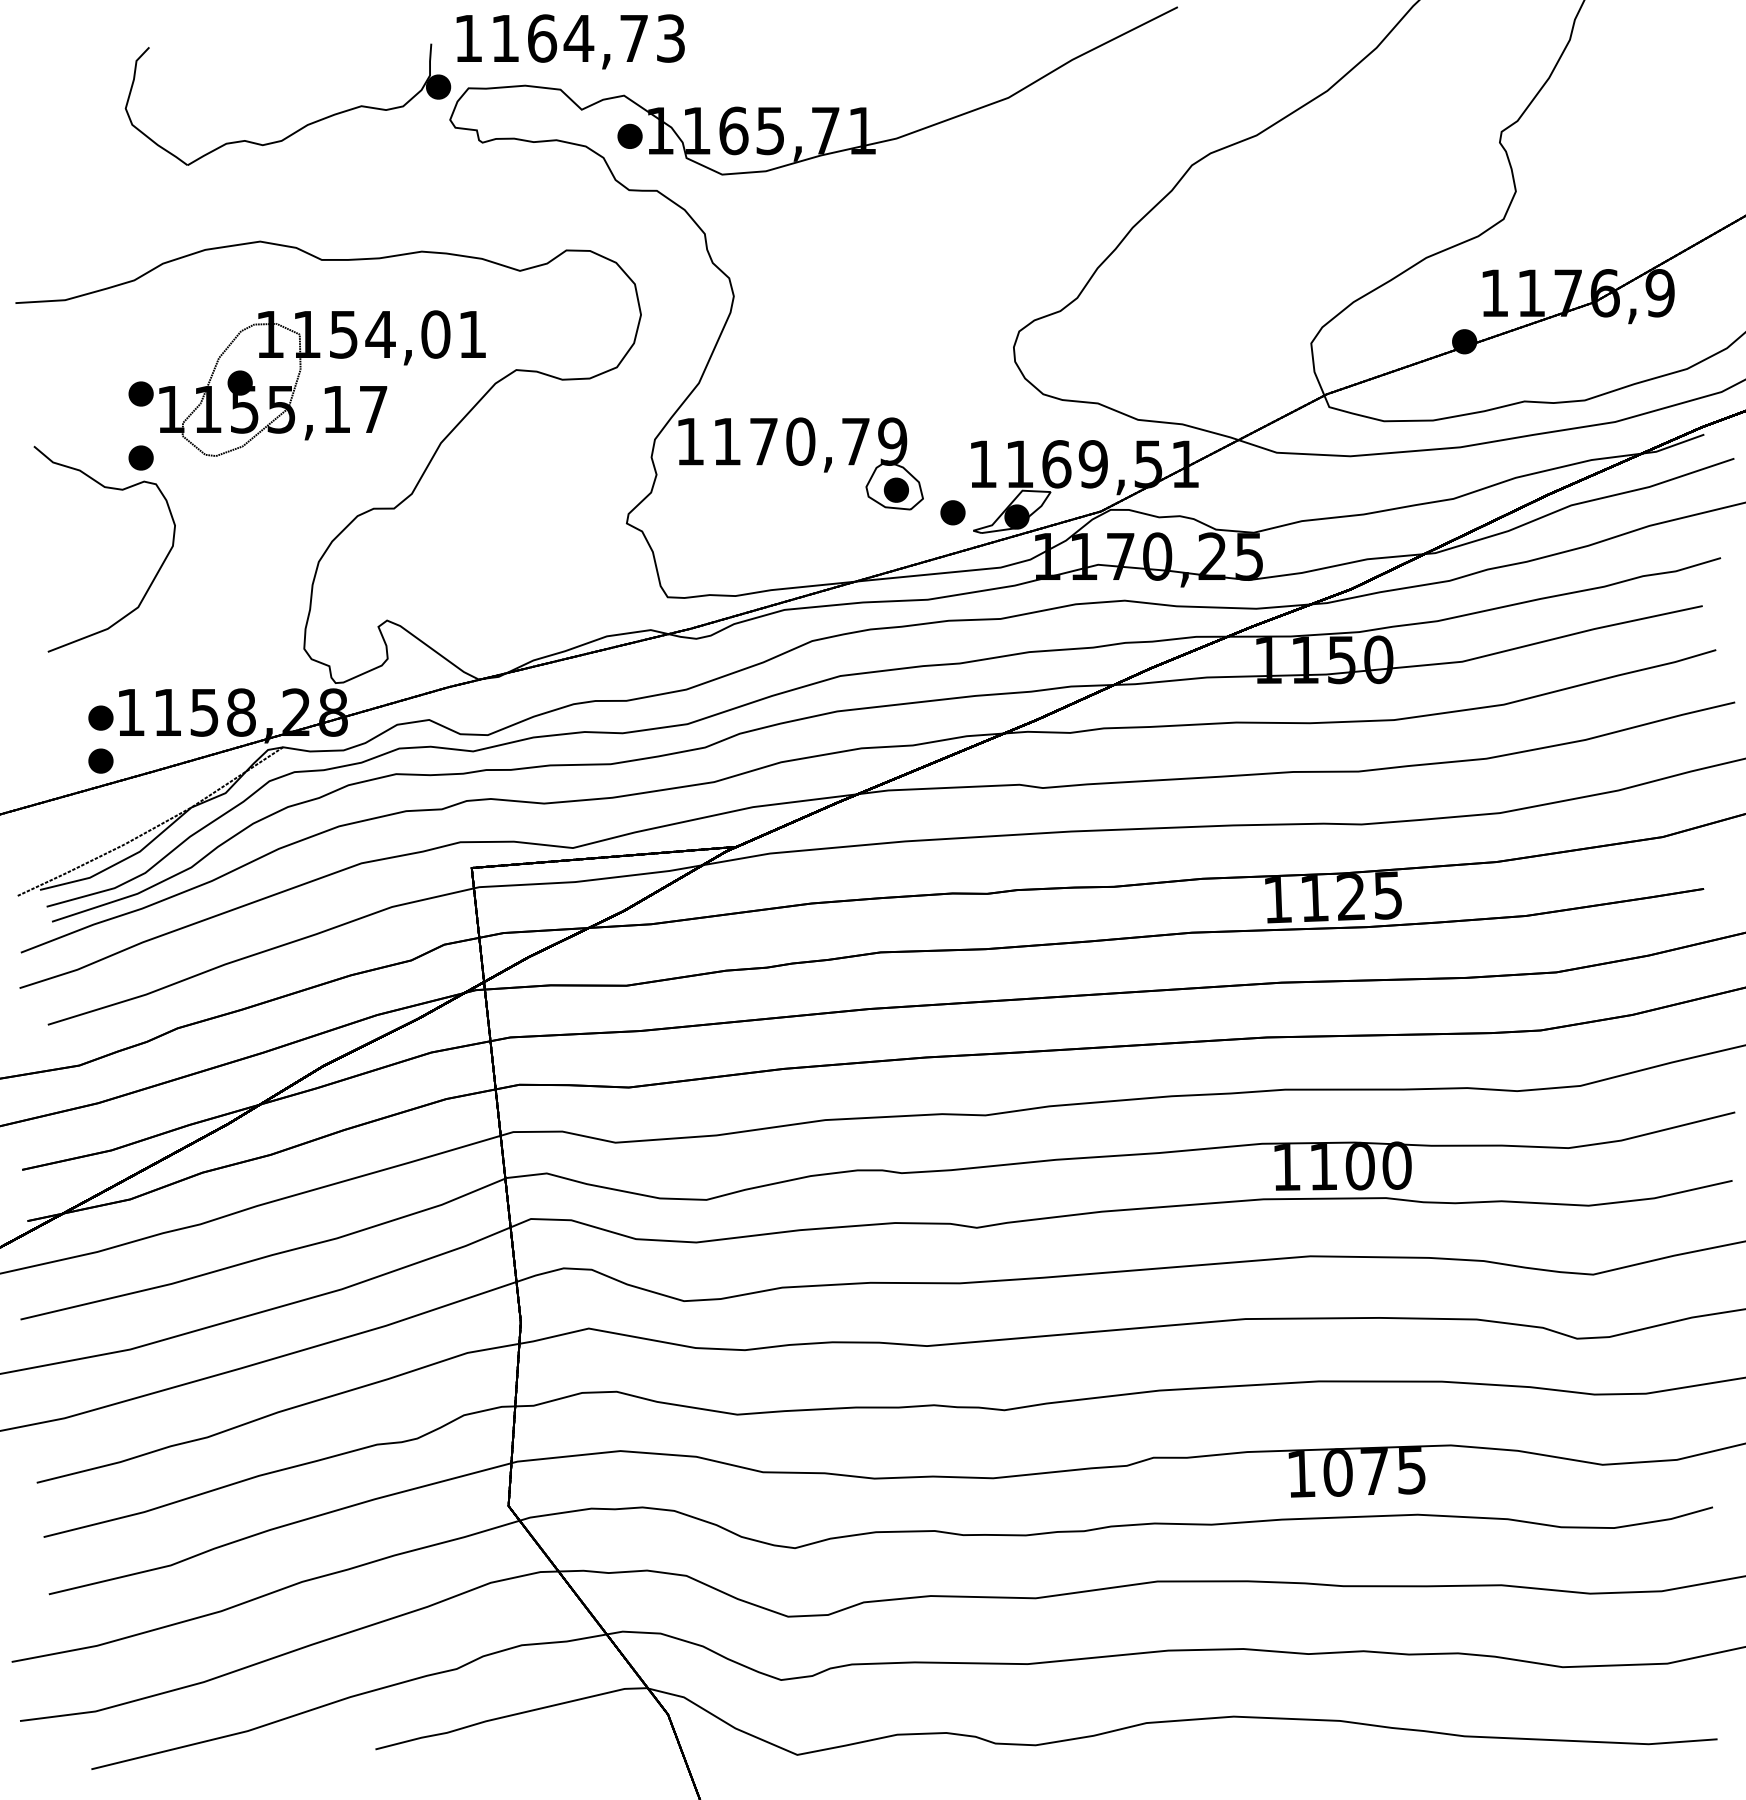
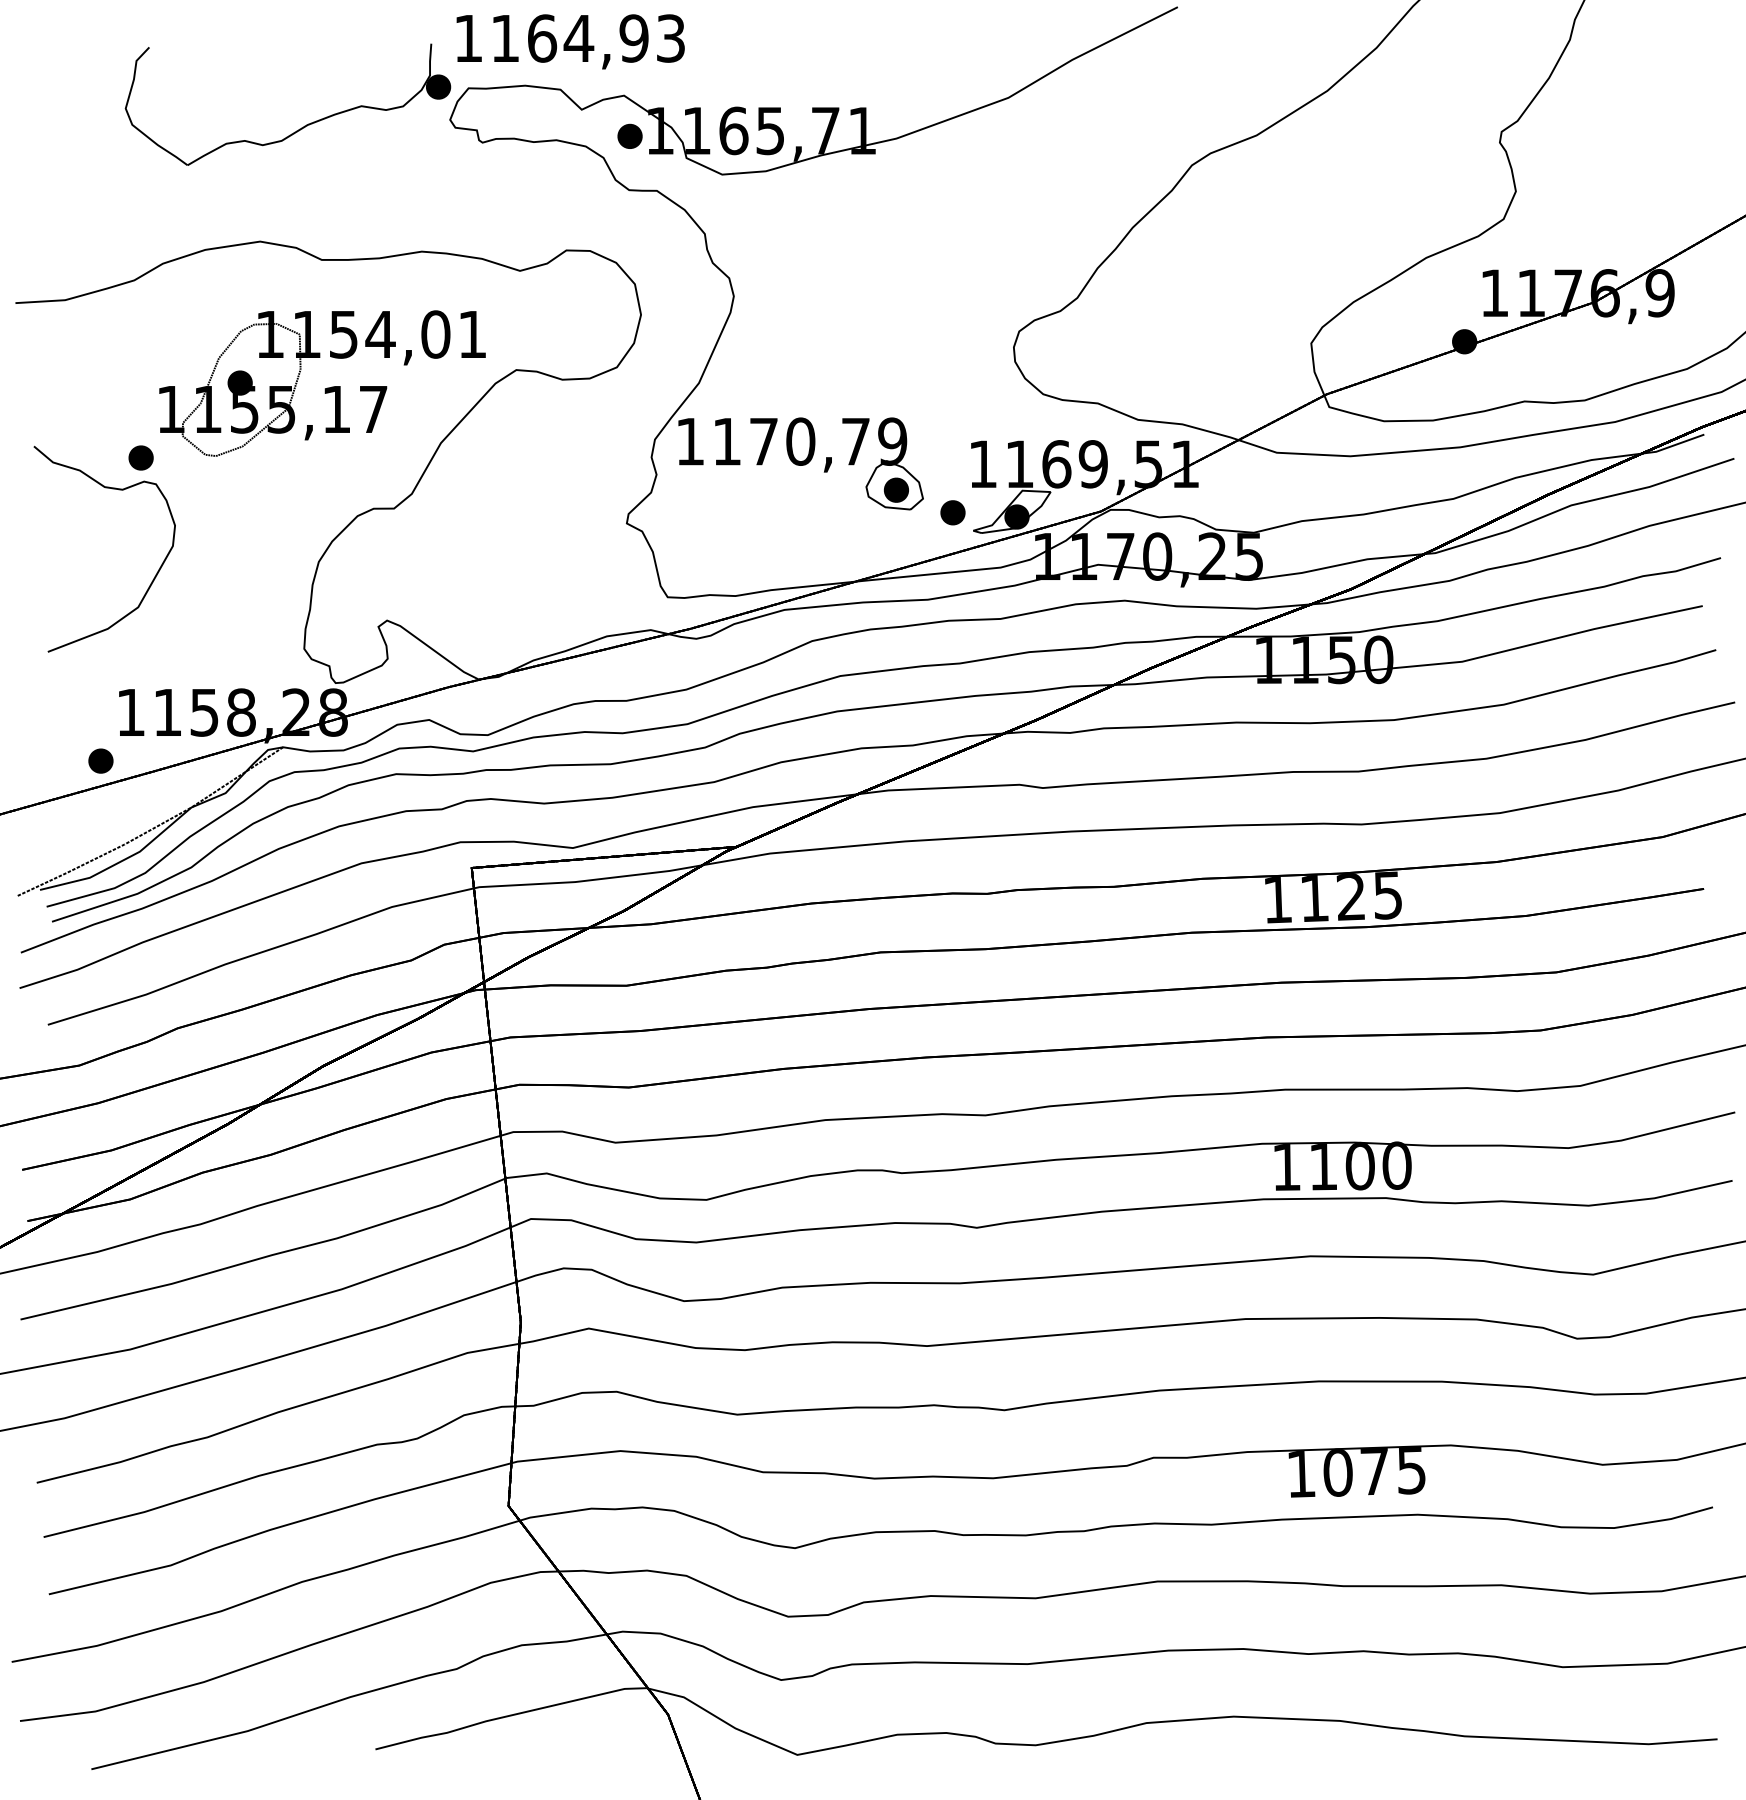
text: 1164,73 -> 1164,93 (633, 38)
part: present -> none (140, 393)
part: present -> none (100, 717)
